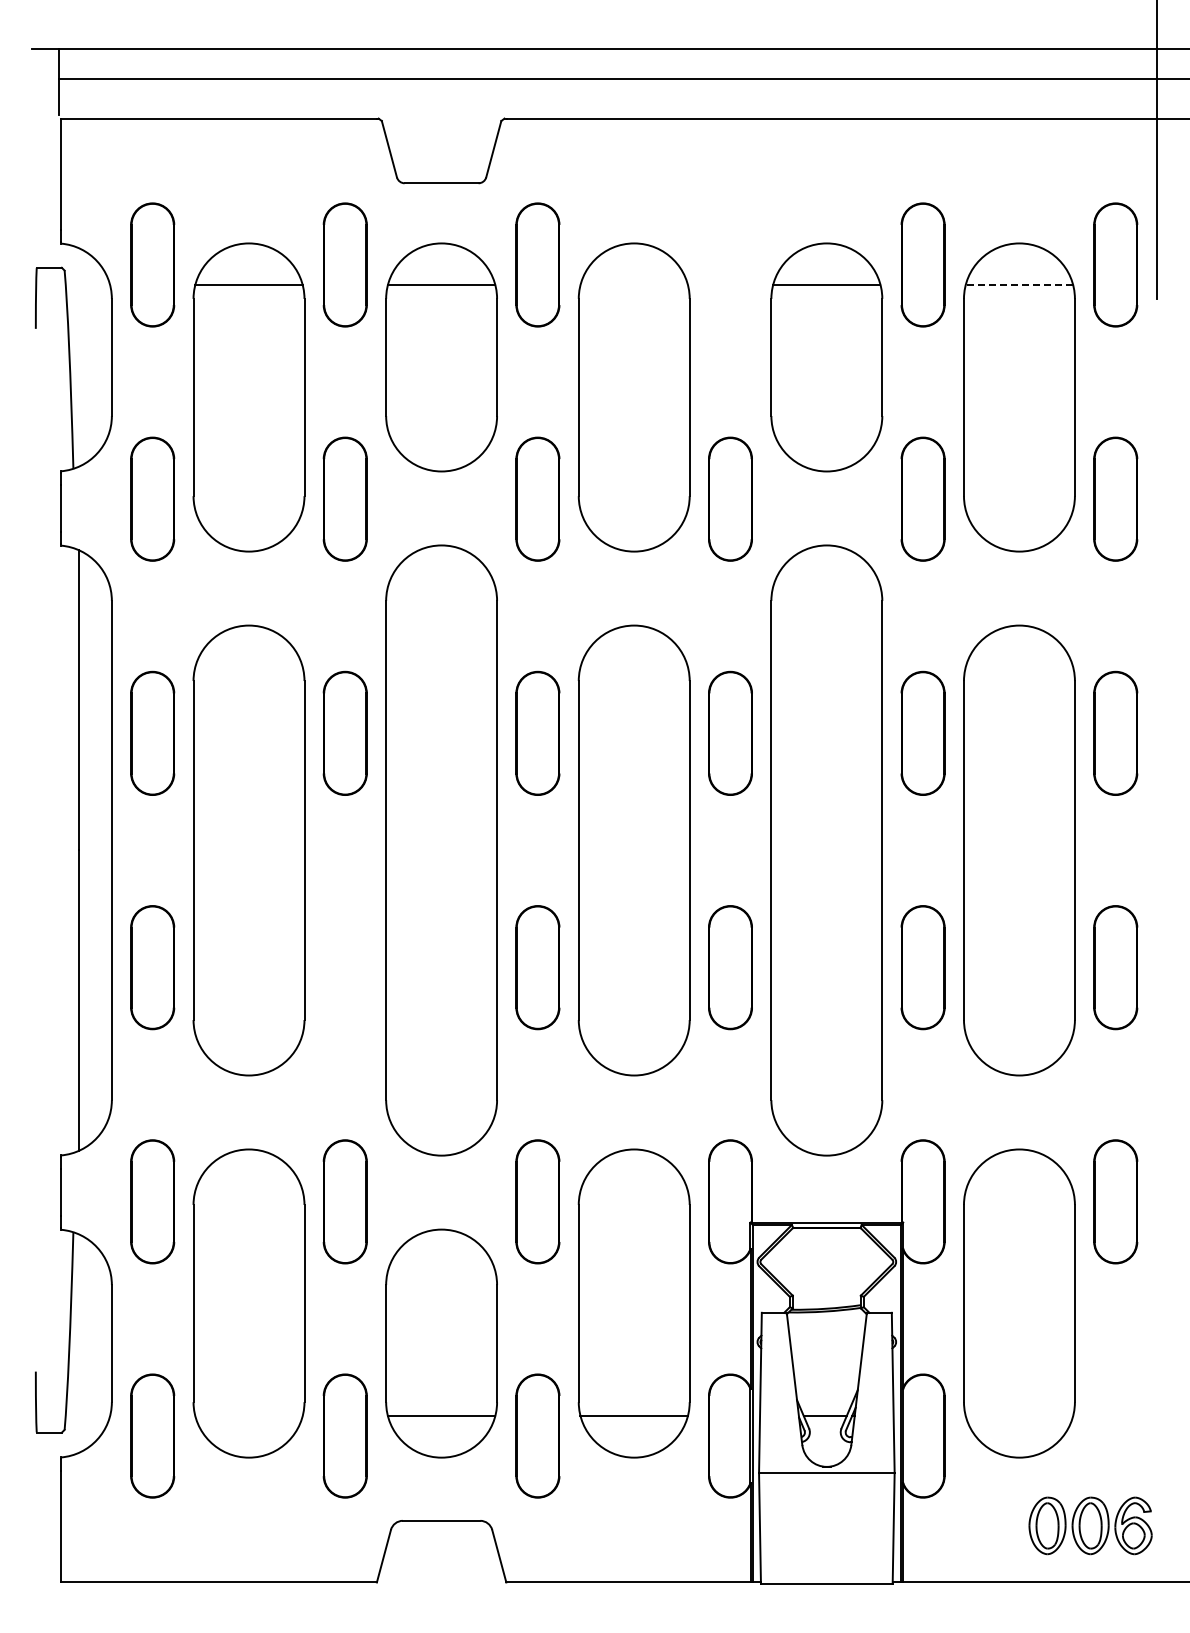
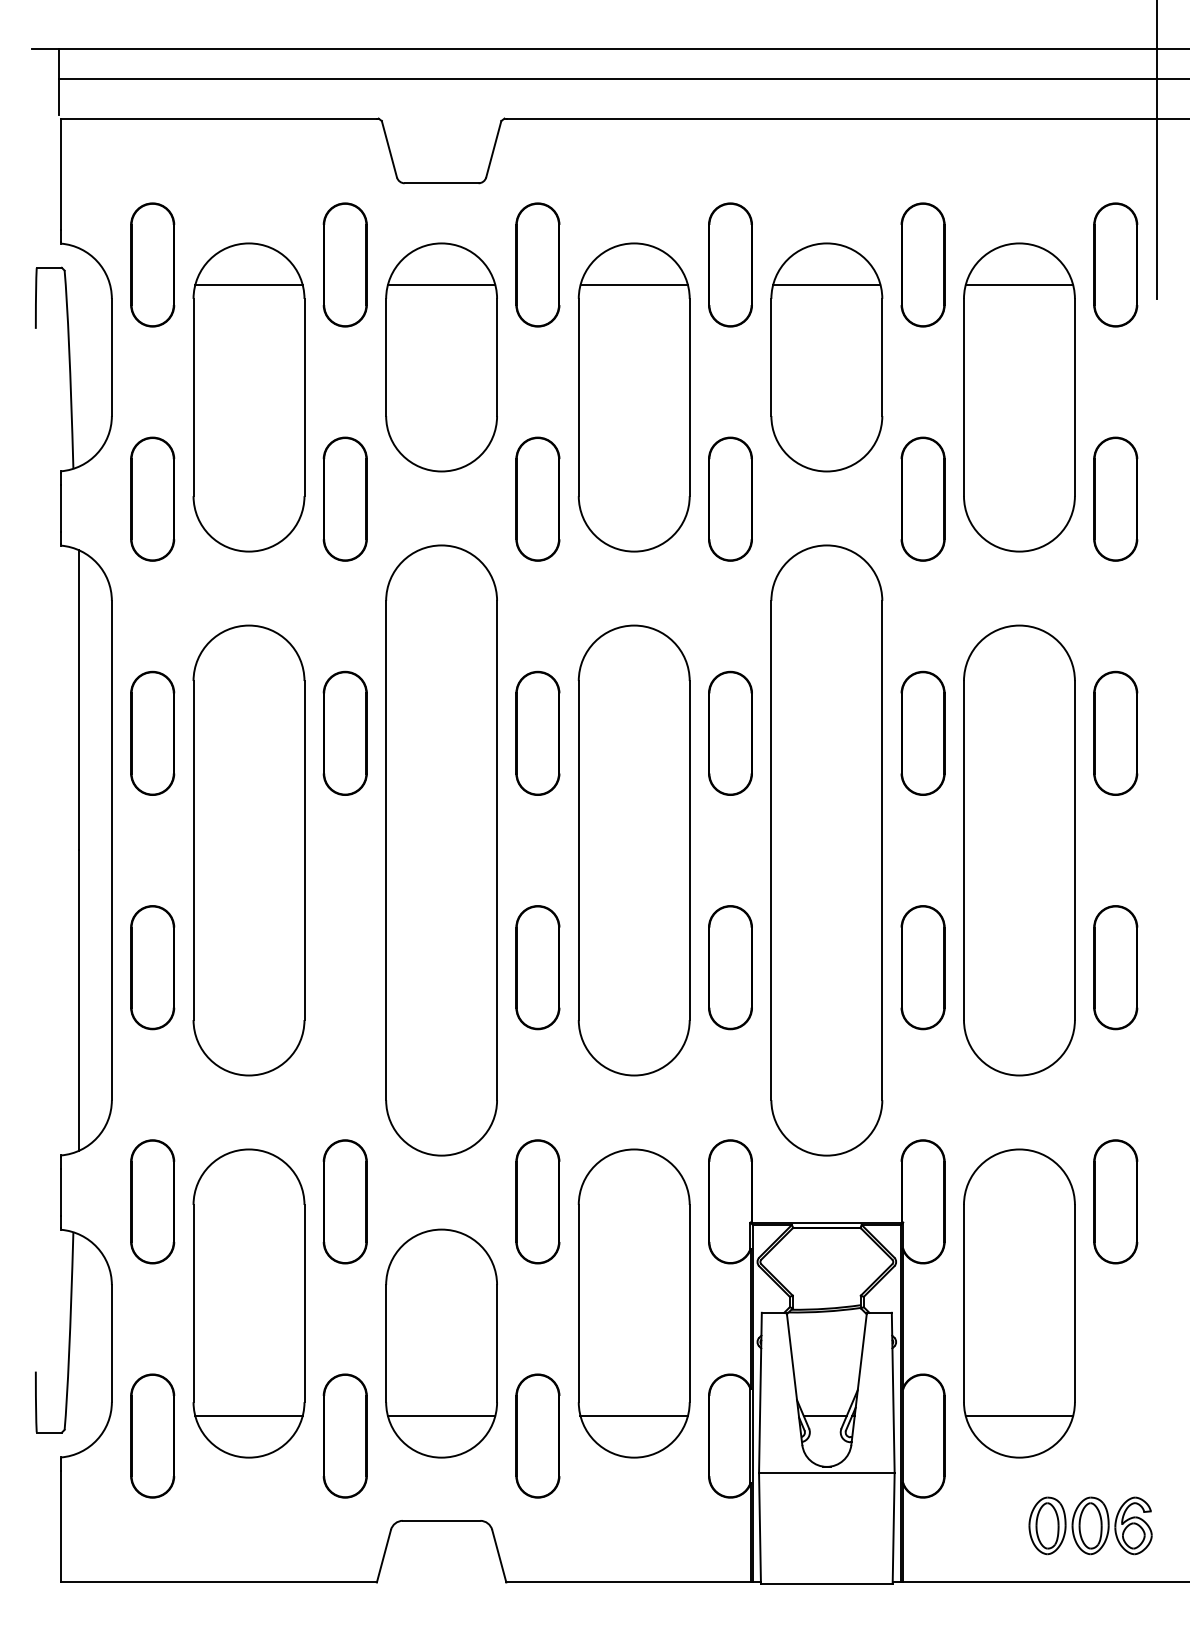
part: none -> present (730, 264)
line: none -> present (633, 284)
line: dashed -> solid (1019, 284)
line: none -> present (248, 1415)
line: none -> present (1019, 1415)
